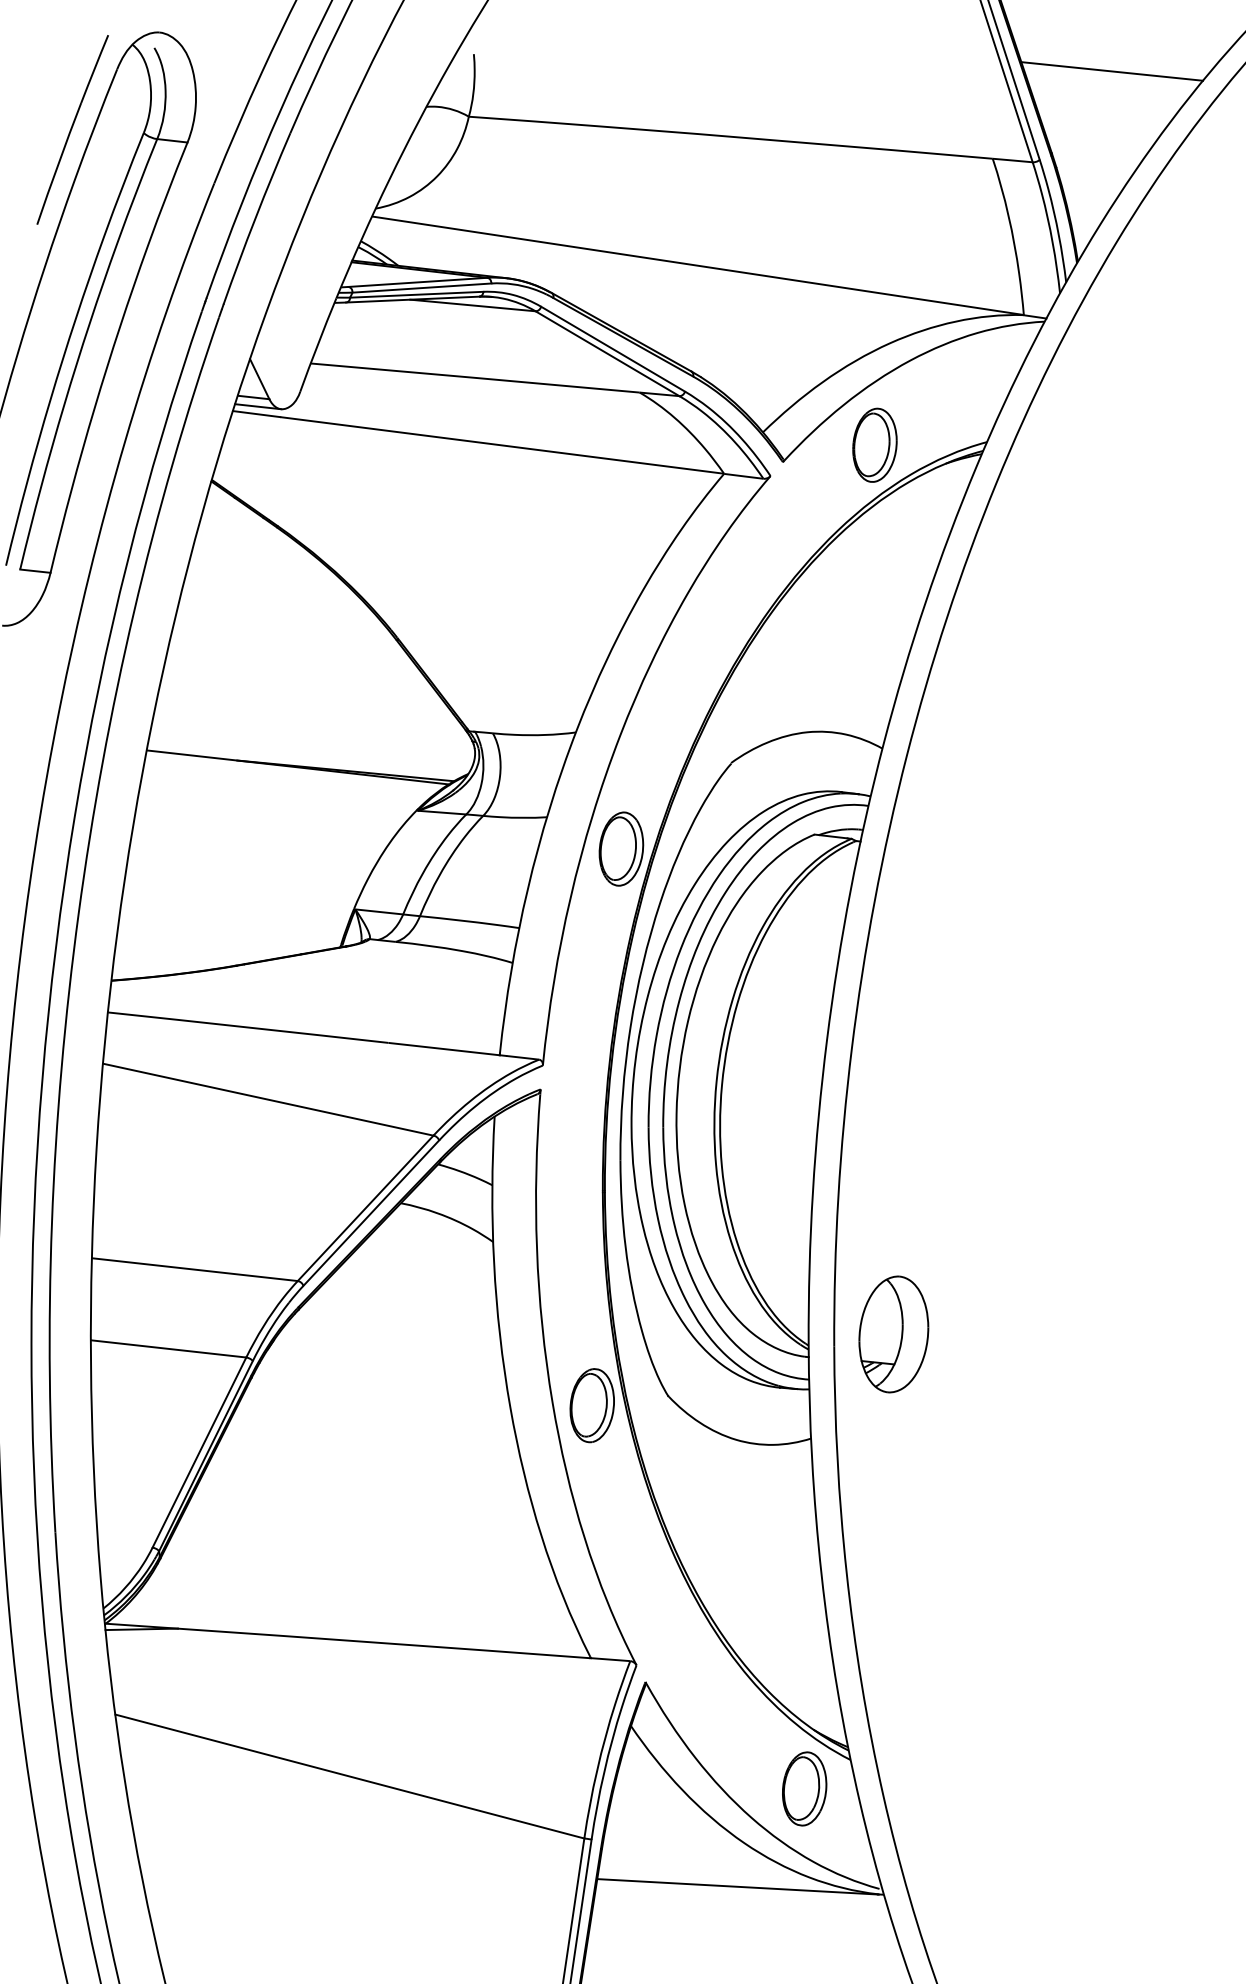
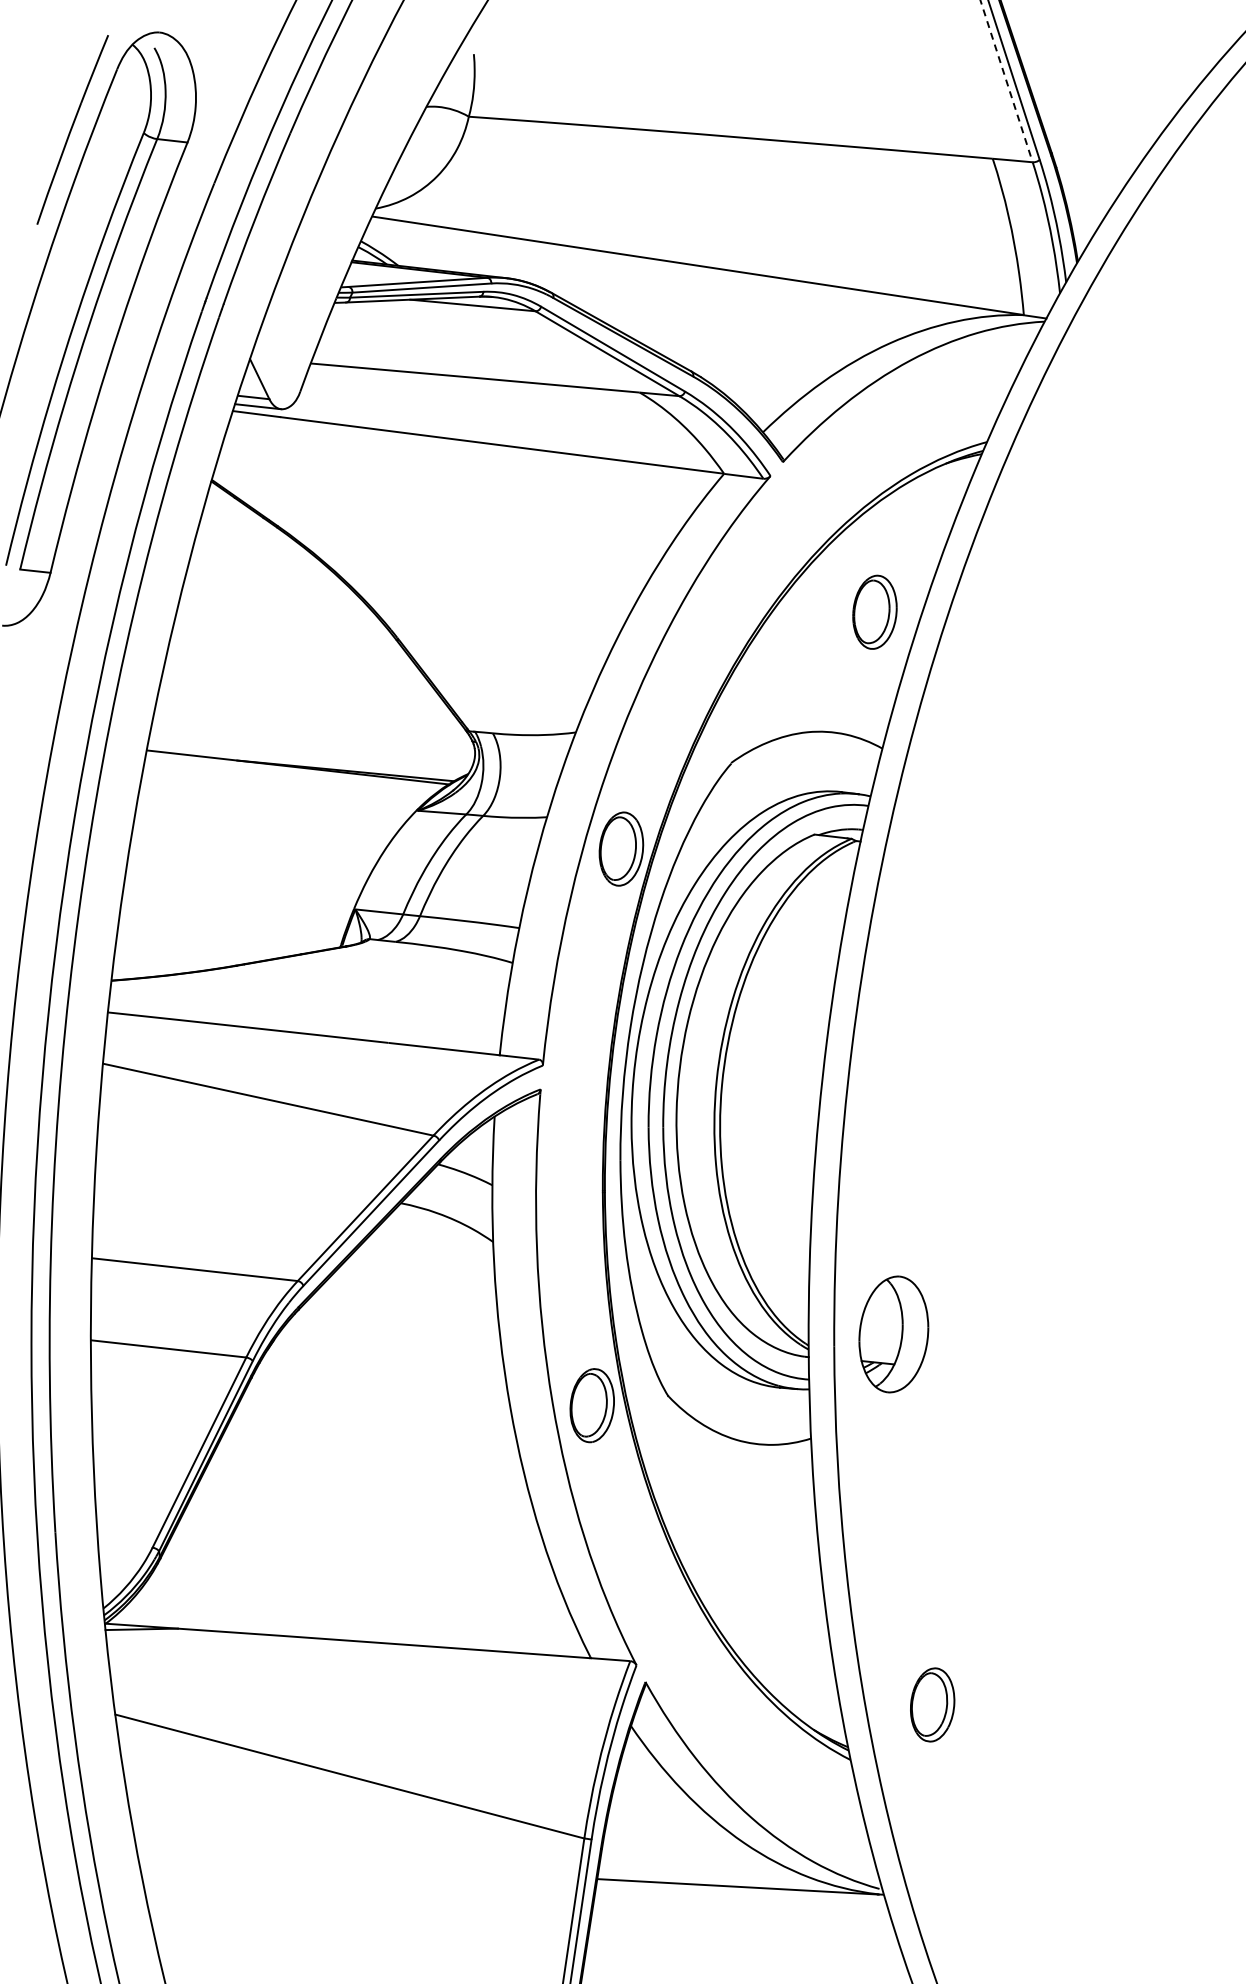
line: present -> none (1112, 71)
line: solid -> dashed (1006, 81)
part position: (874, 444) -> (874, 611) (874, 611)
part position: (804, 1788) -> (932, 1704) (932, 1704)
